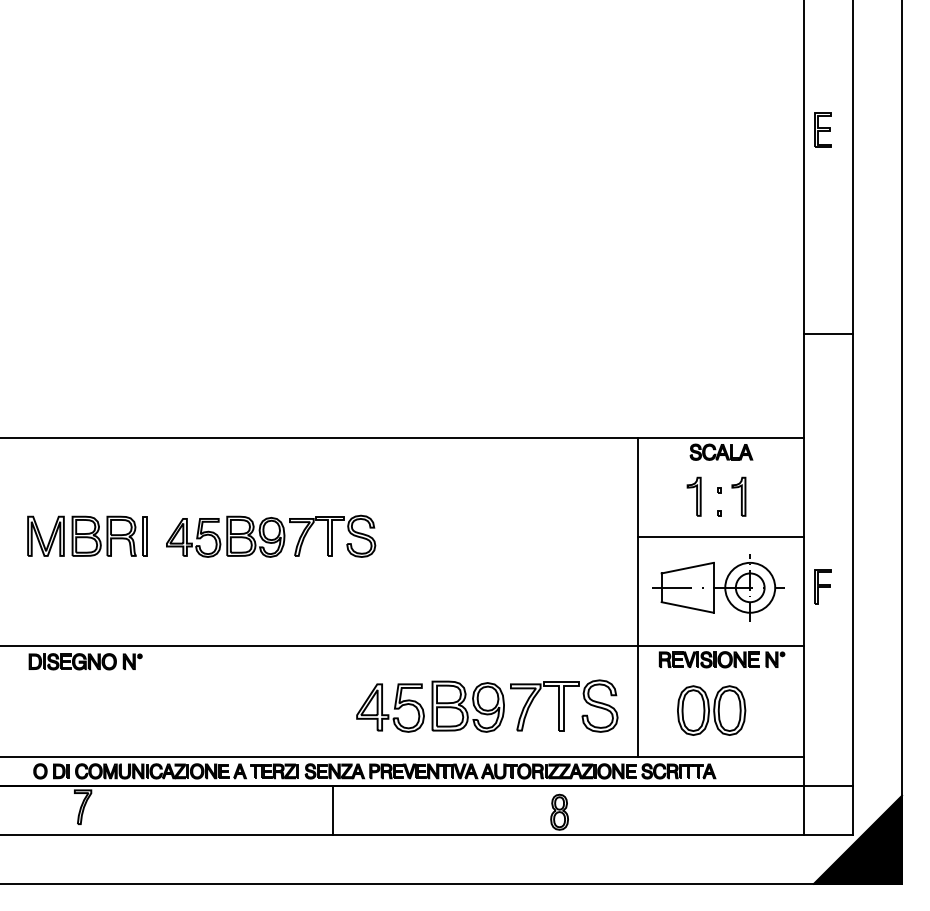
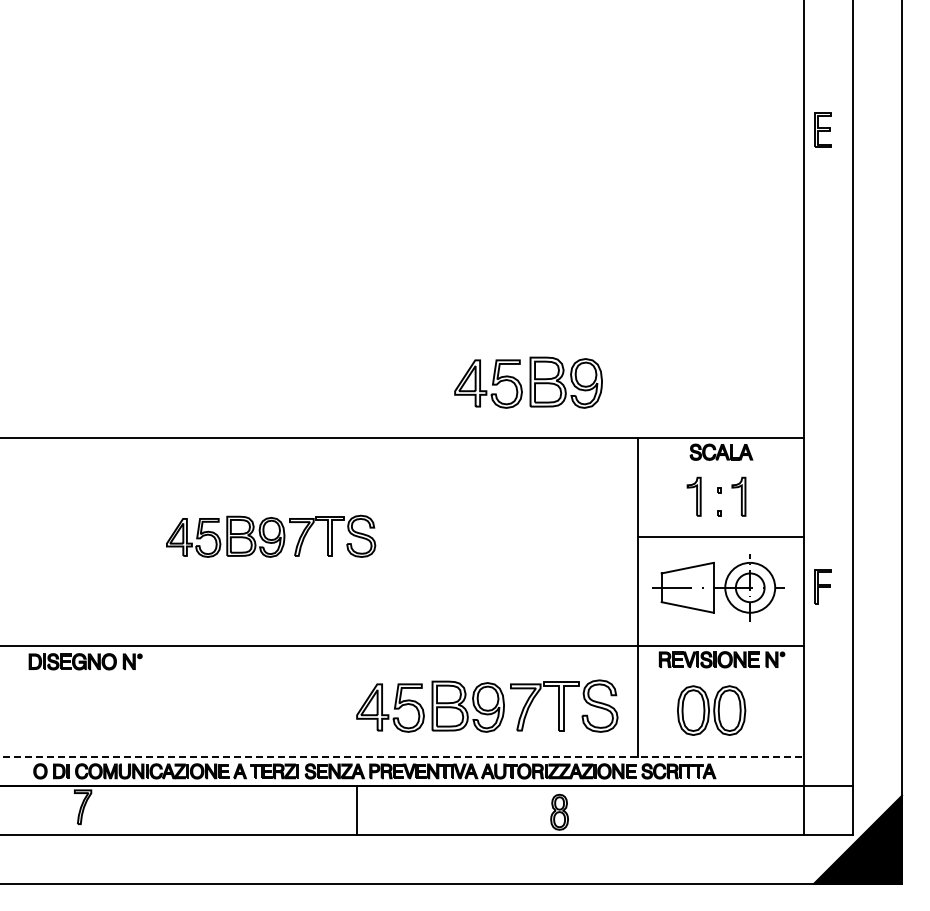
line: present -> none (828, 333)
part: none -> present (528, 382)
part: present -> none (87, 535)
line: solid -> dashed (402, 756)
line position: (332, 809) -> (356, 809) (356, 809)
